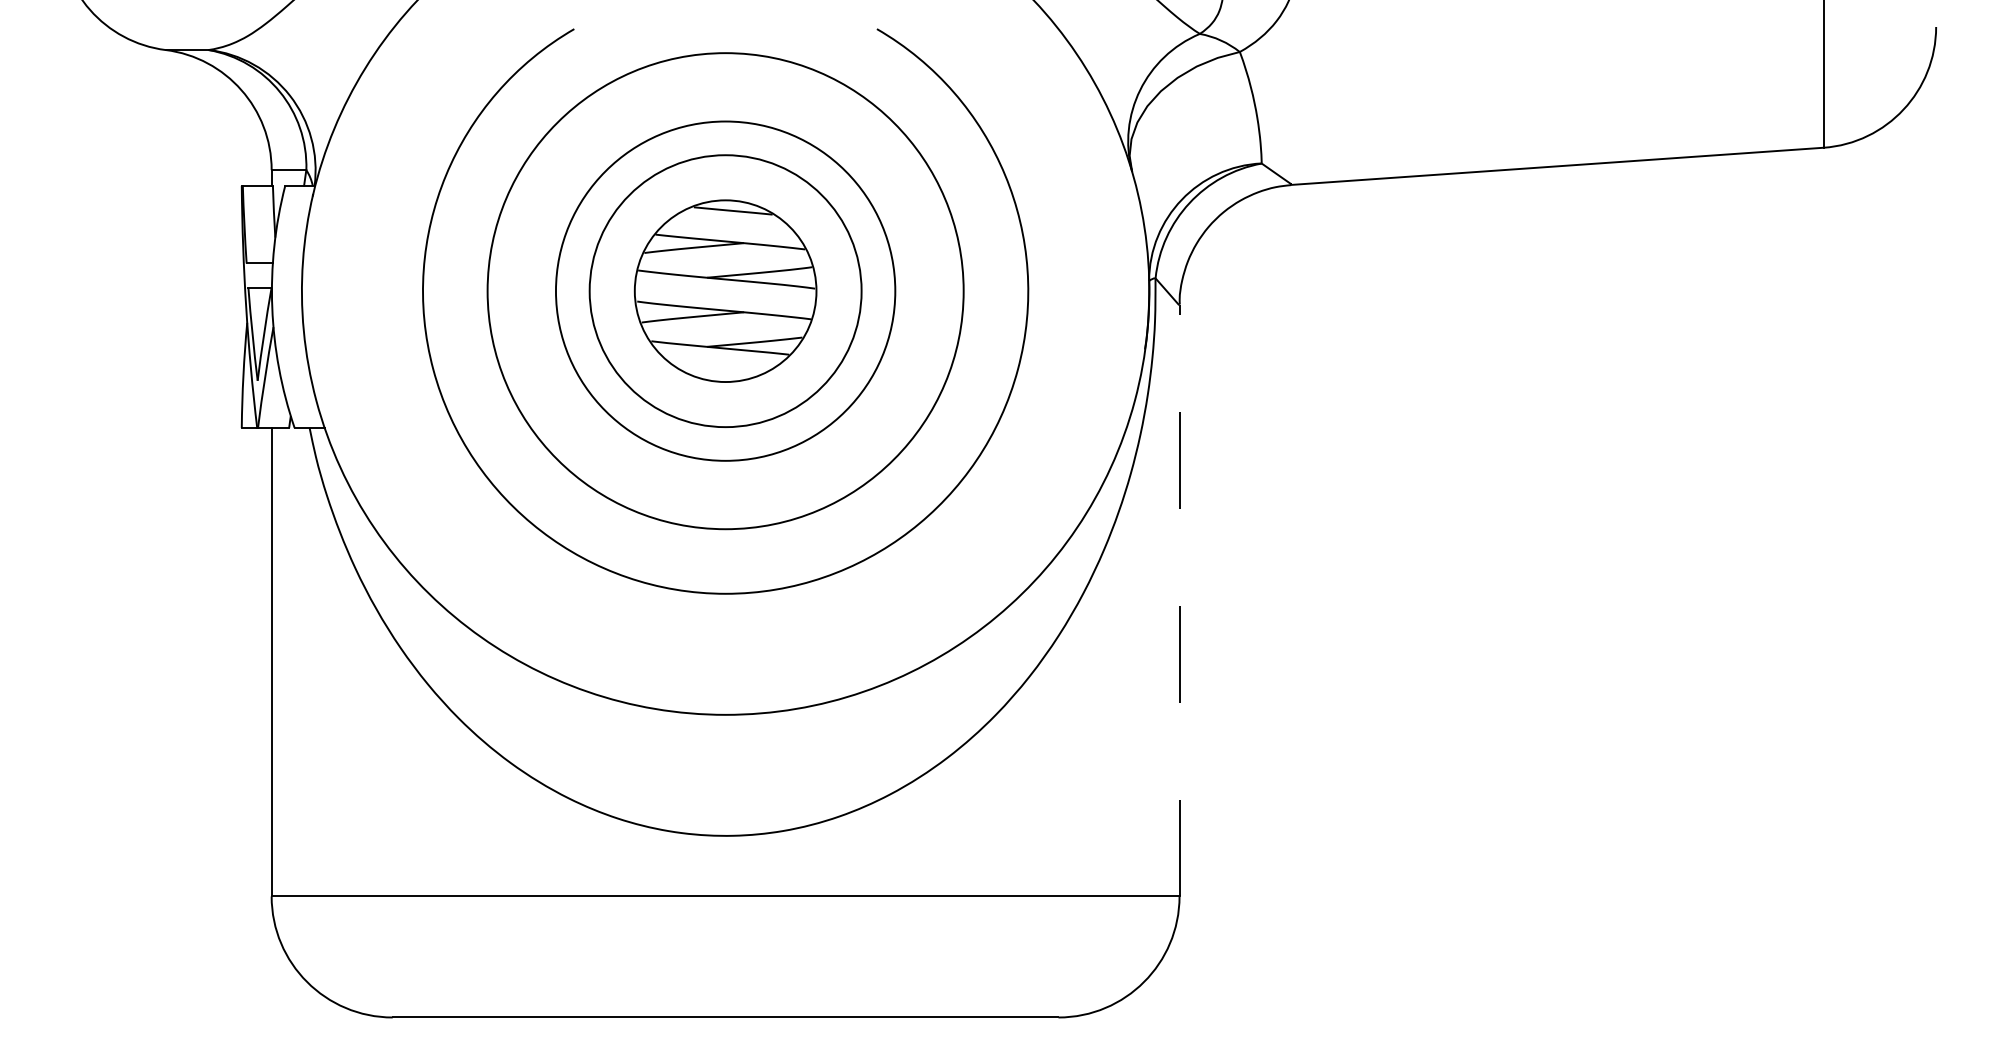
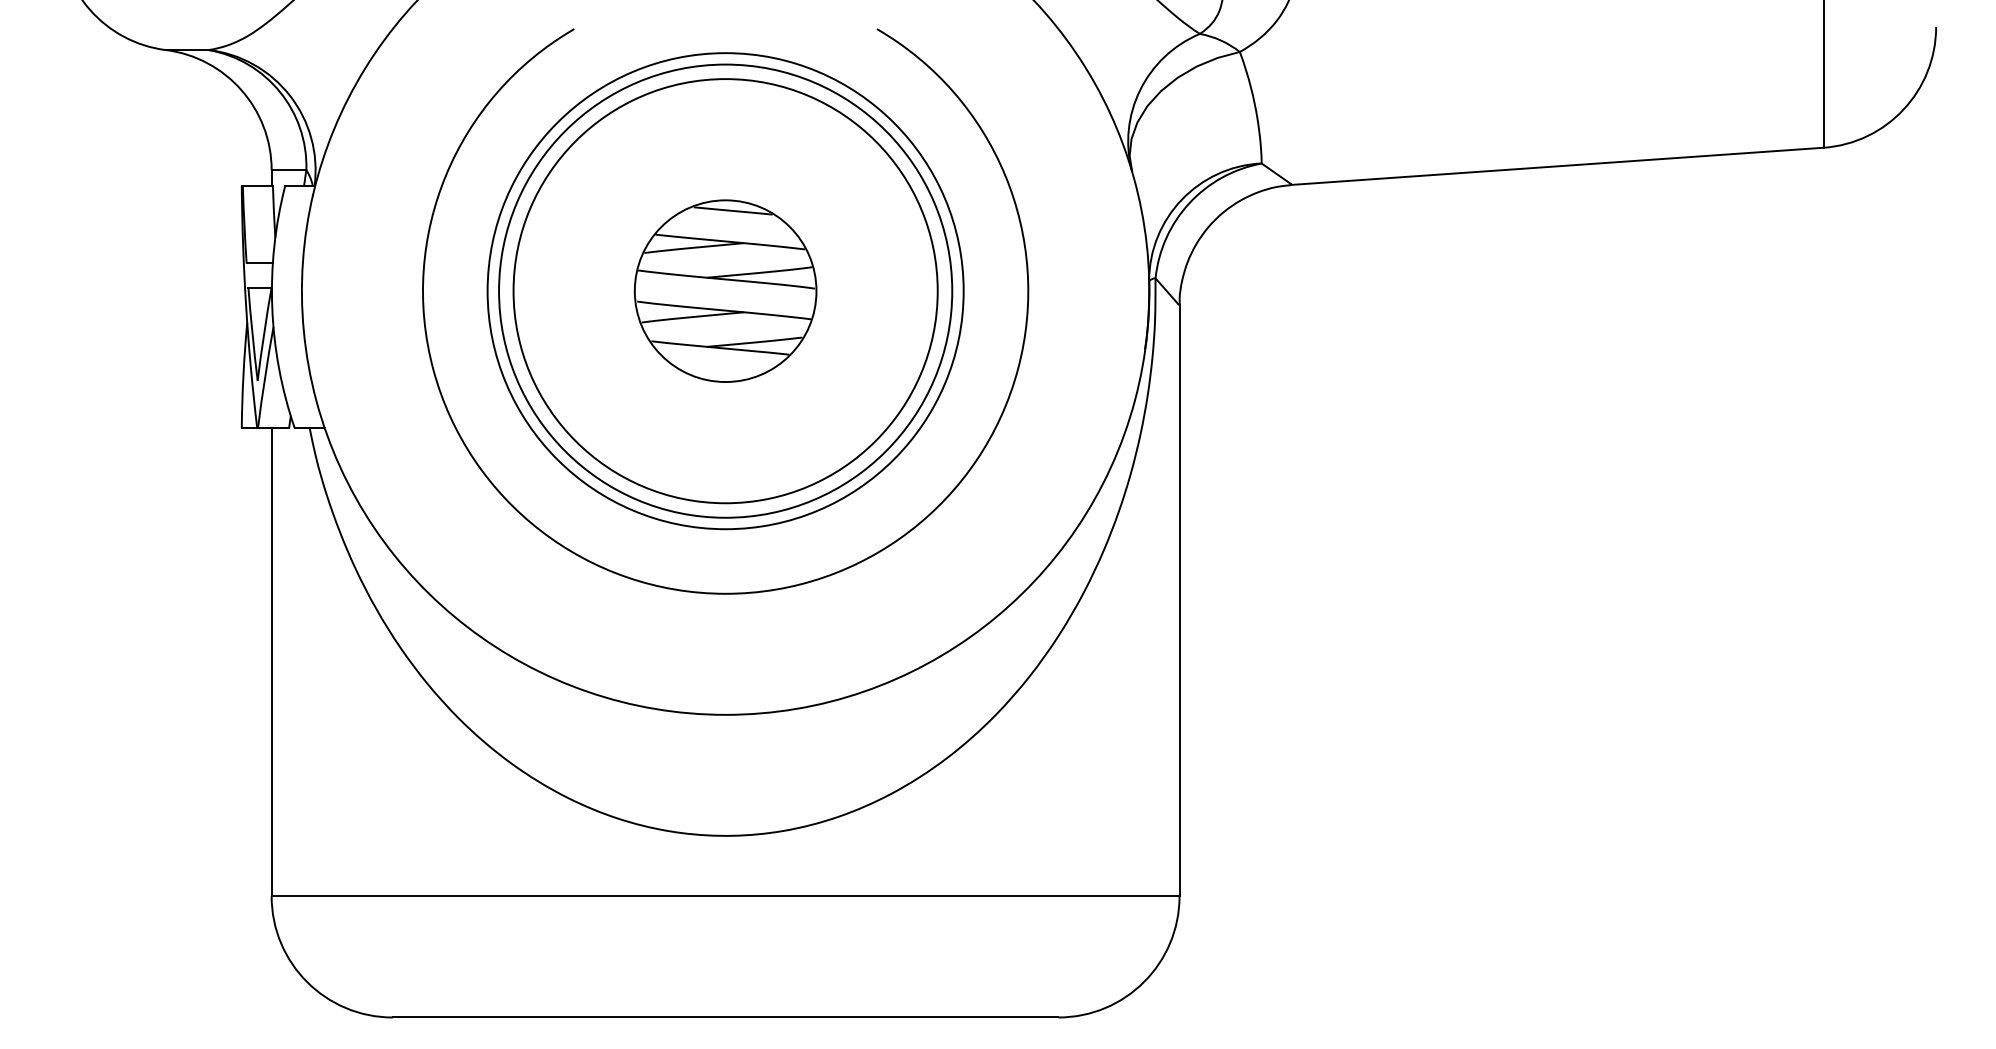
circle diameter: 339 px -> 424 px (725, 291)
circle diameter: 272 px -> 453 px (725, 290)
line: dashed -> solid (1179, 600)
